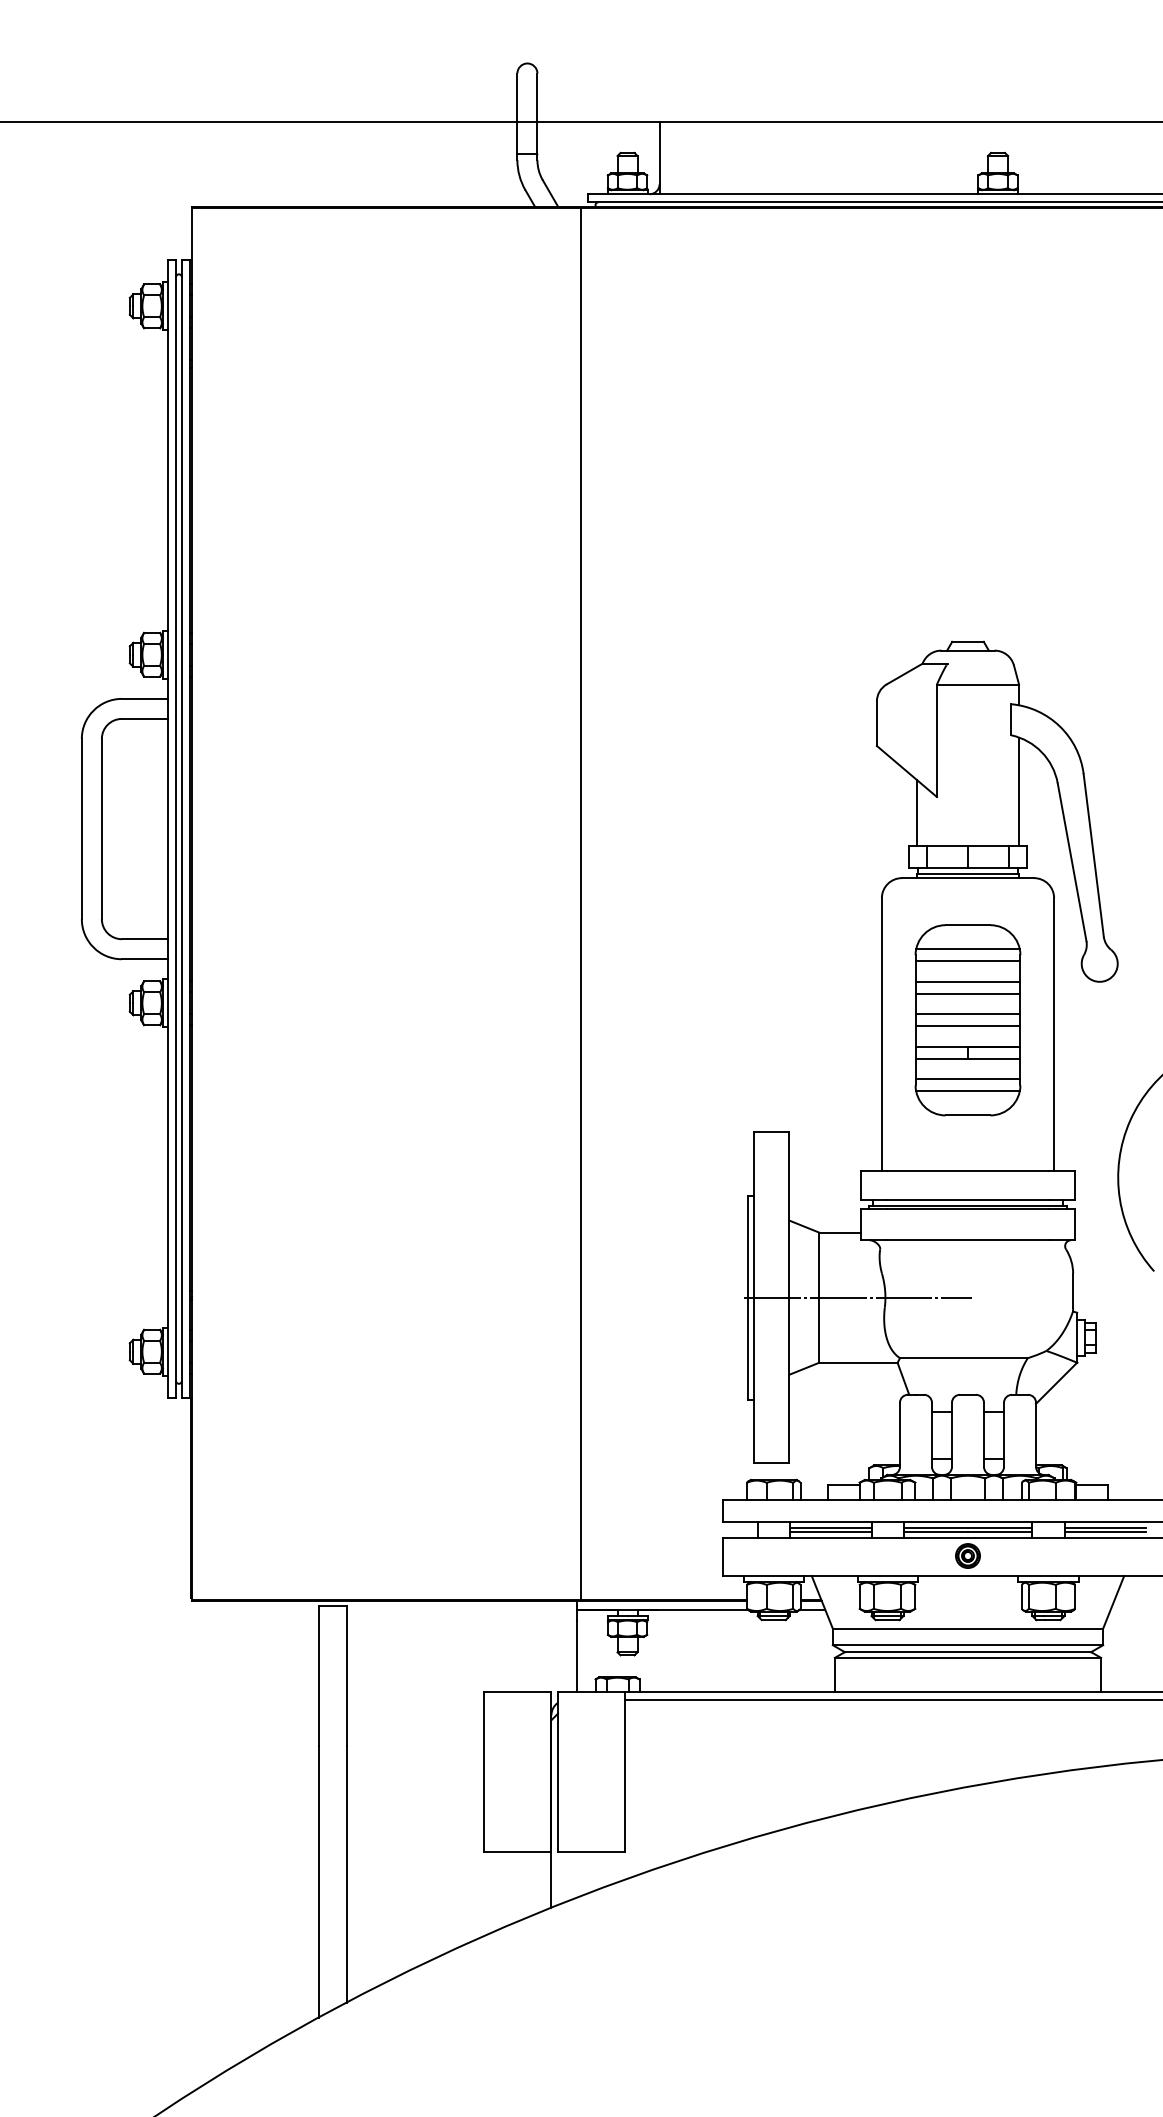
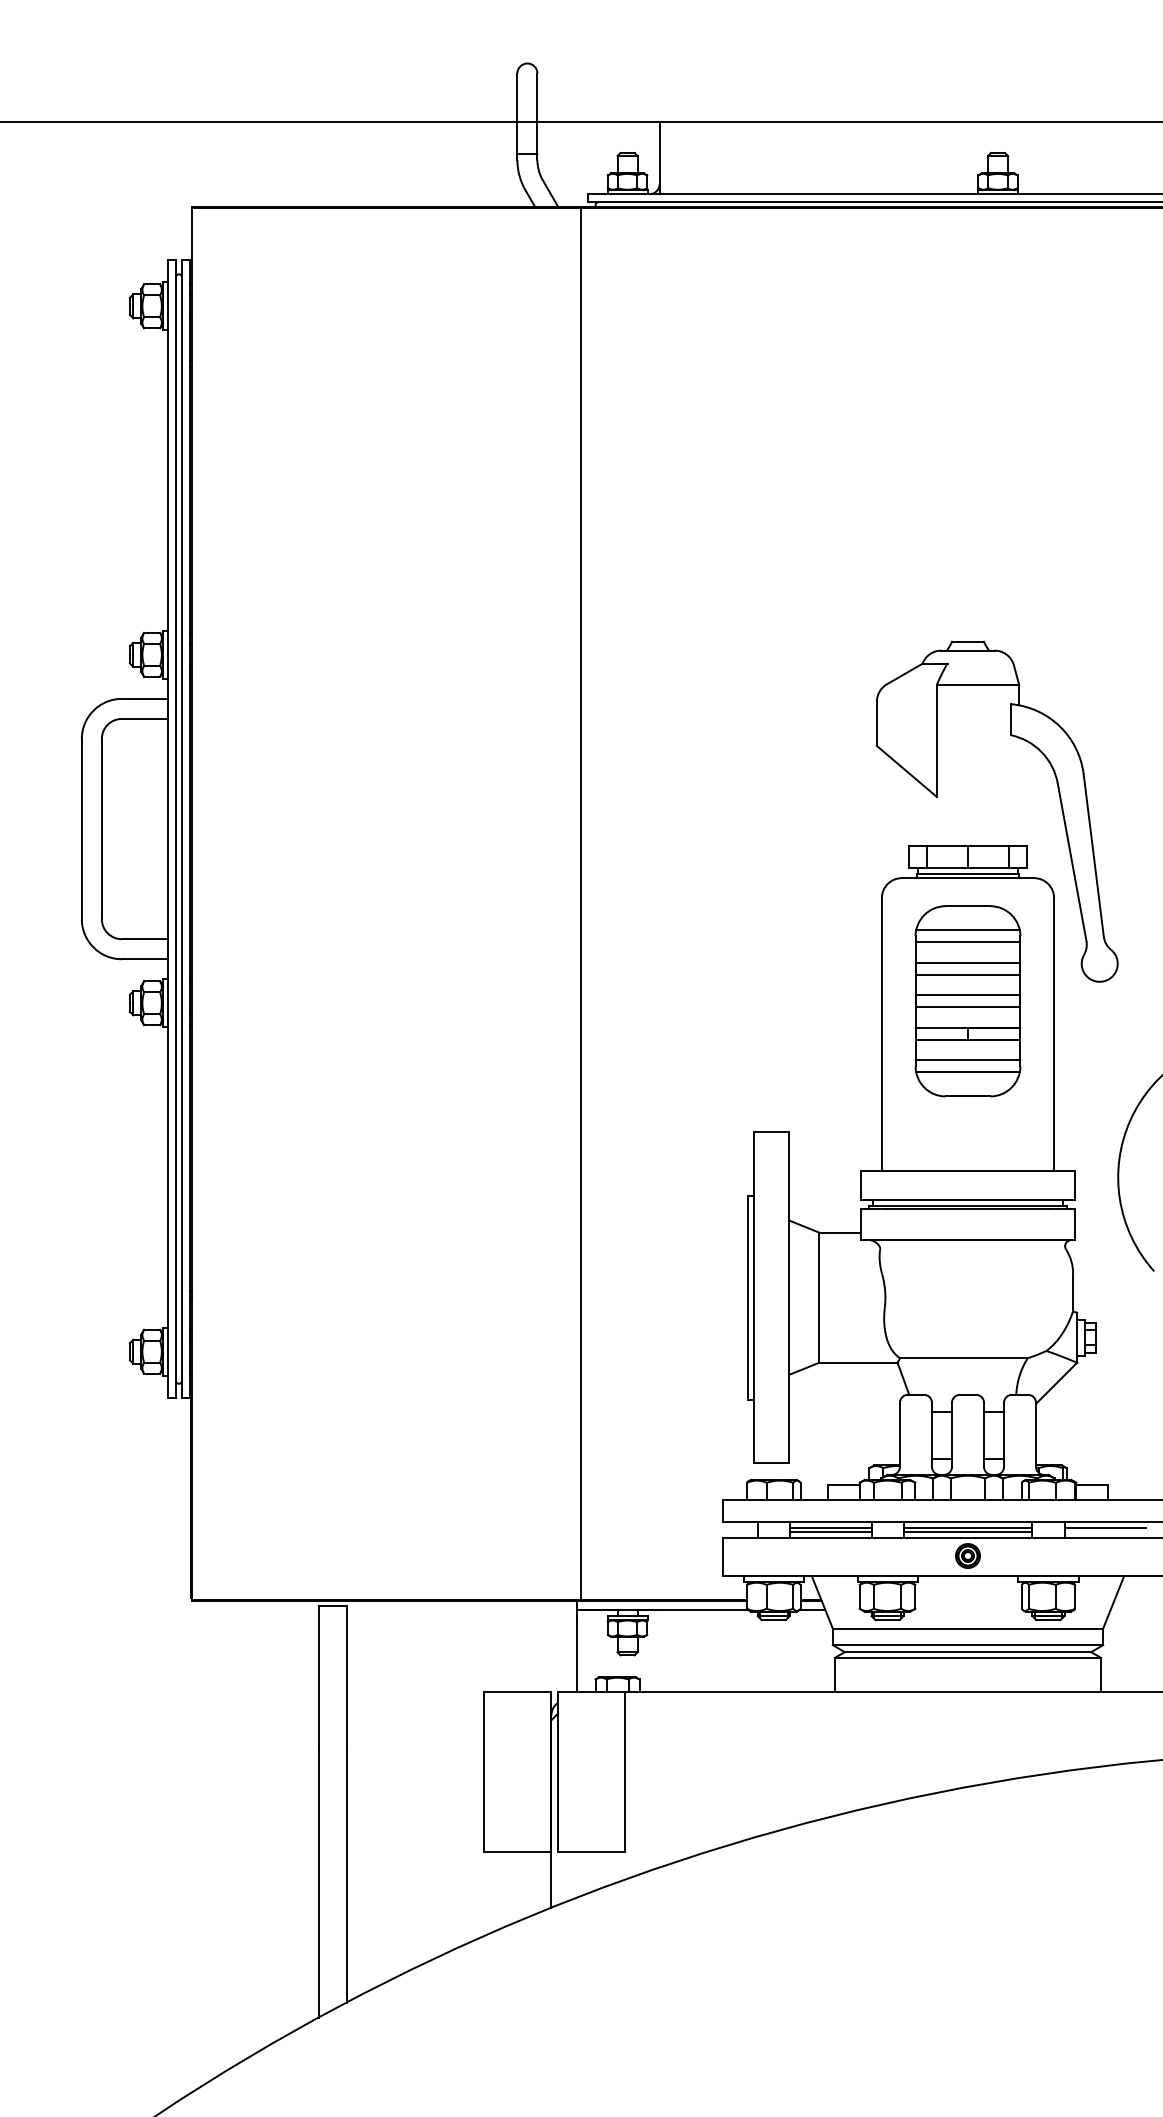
line: present -> none (1019, 791)
line: present -> none (916, 813)
part position: (967, 1020) -> (967, 1001) (967, 1001)
line: present -> none (857, 1297)
line: present -> none (1105, 1531)
line: present -> none (892, 1700)
